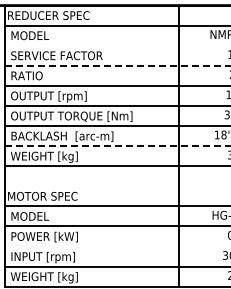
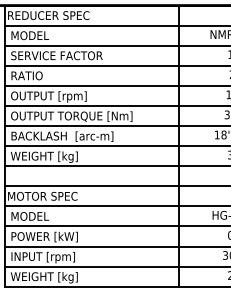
line: none -> present (115, 45)
line: dashed -> solid (117, 65)
line: dashed -> solid (117, 146)
line: none -> present (115, 186)
line: none -> present (115, 246)
